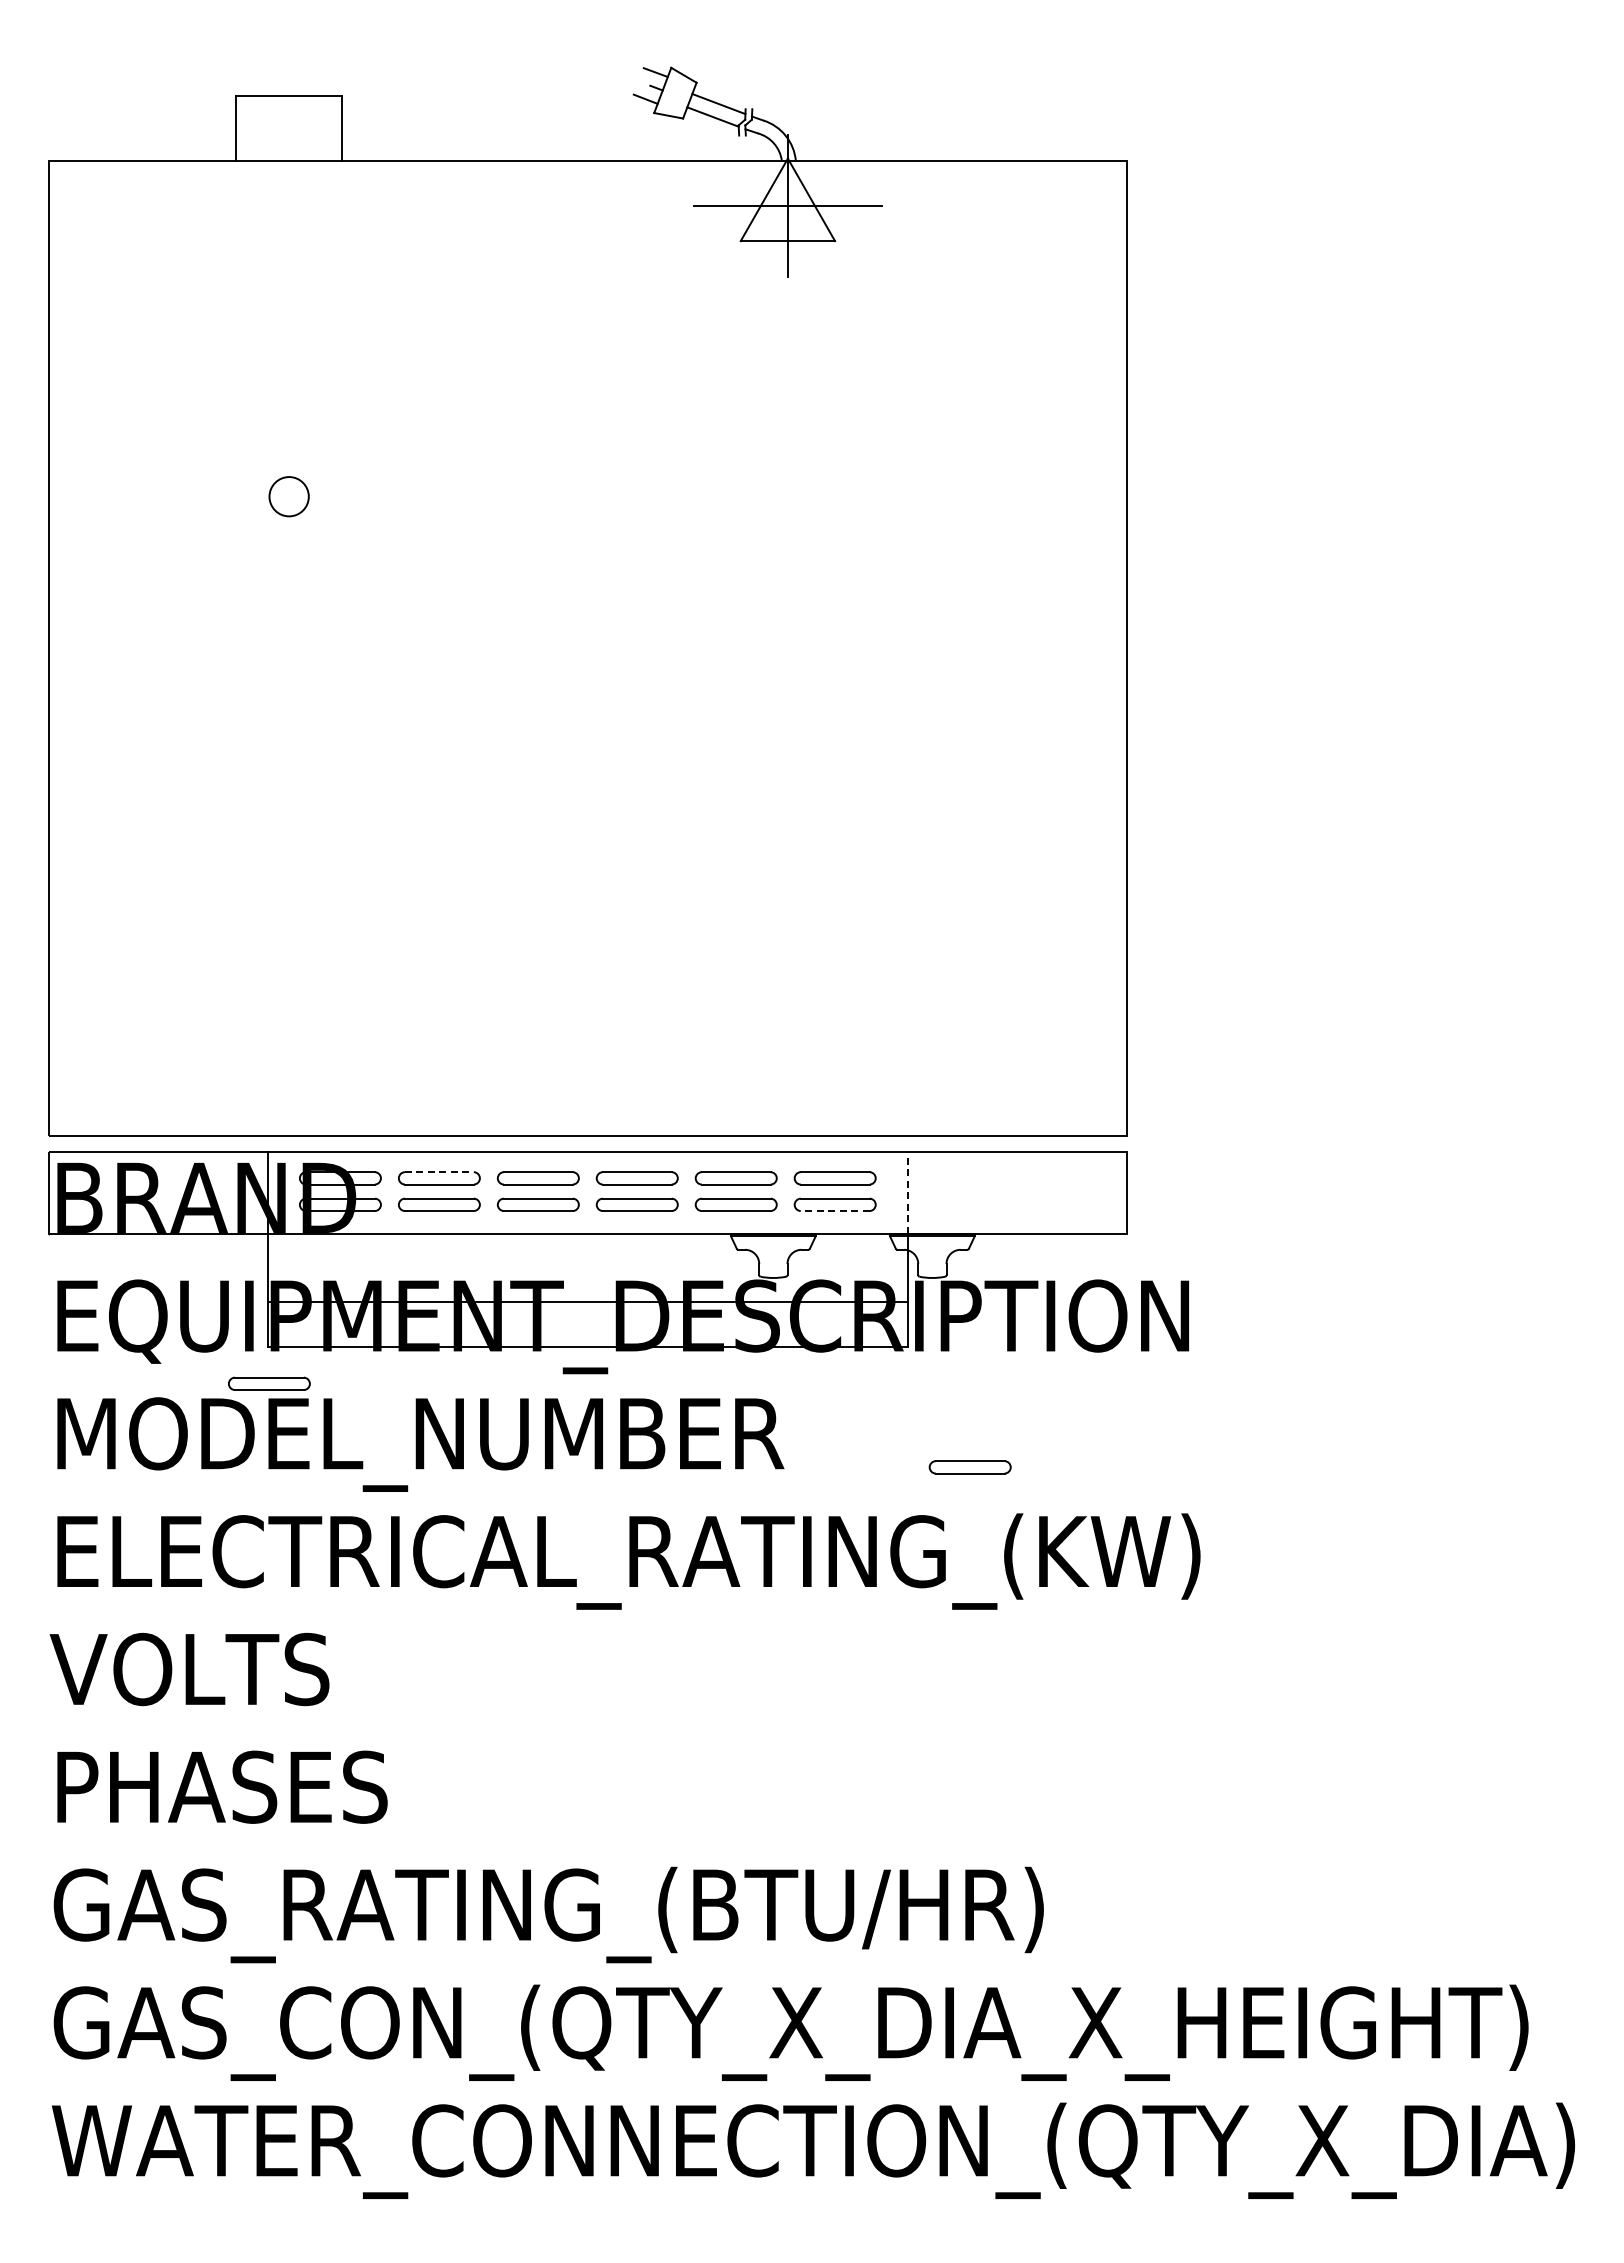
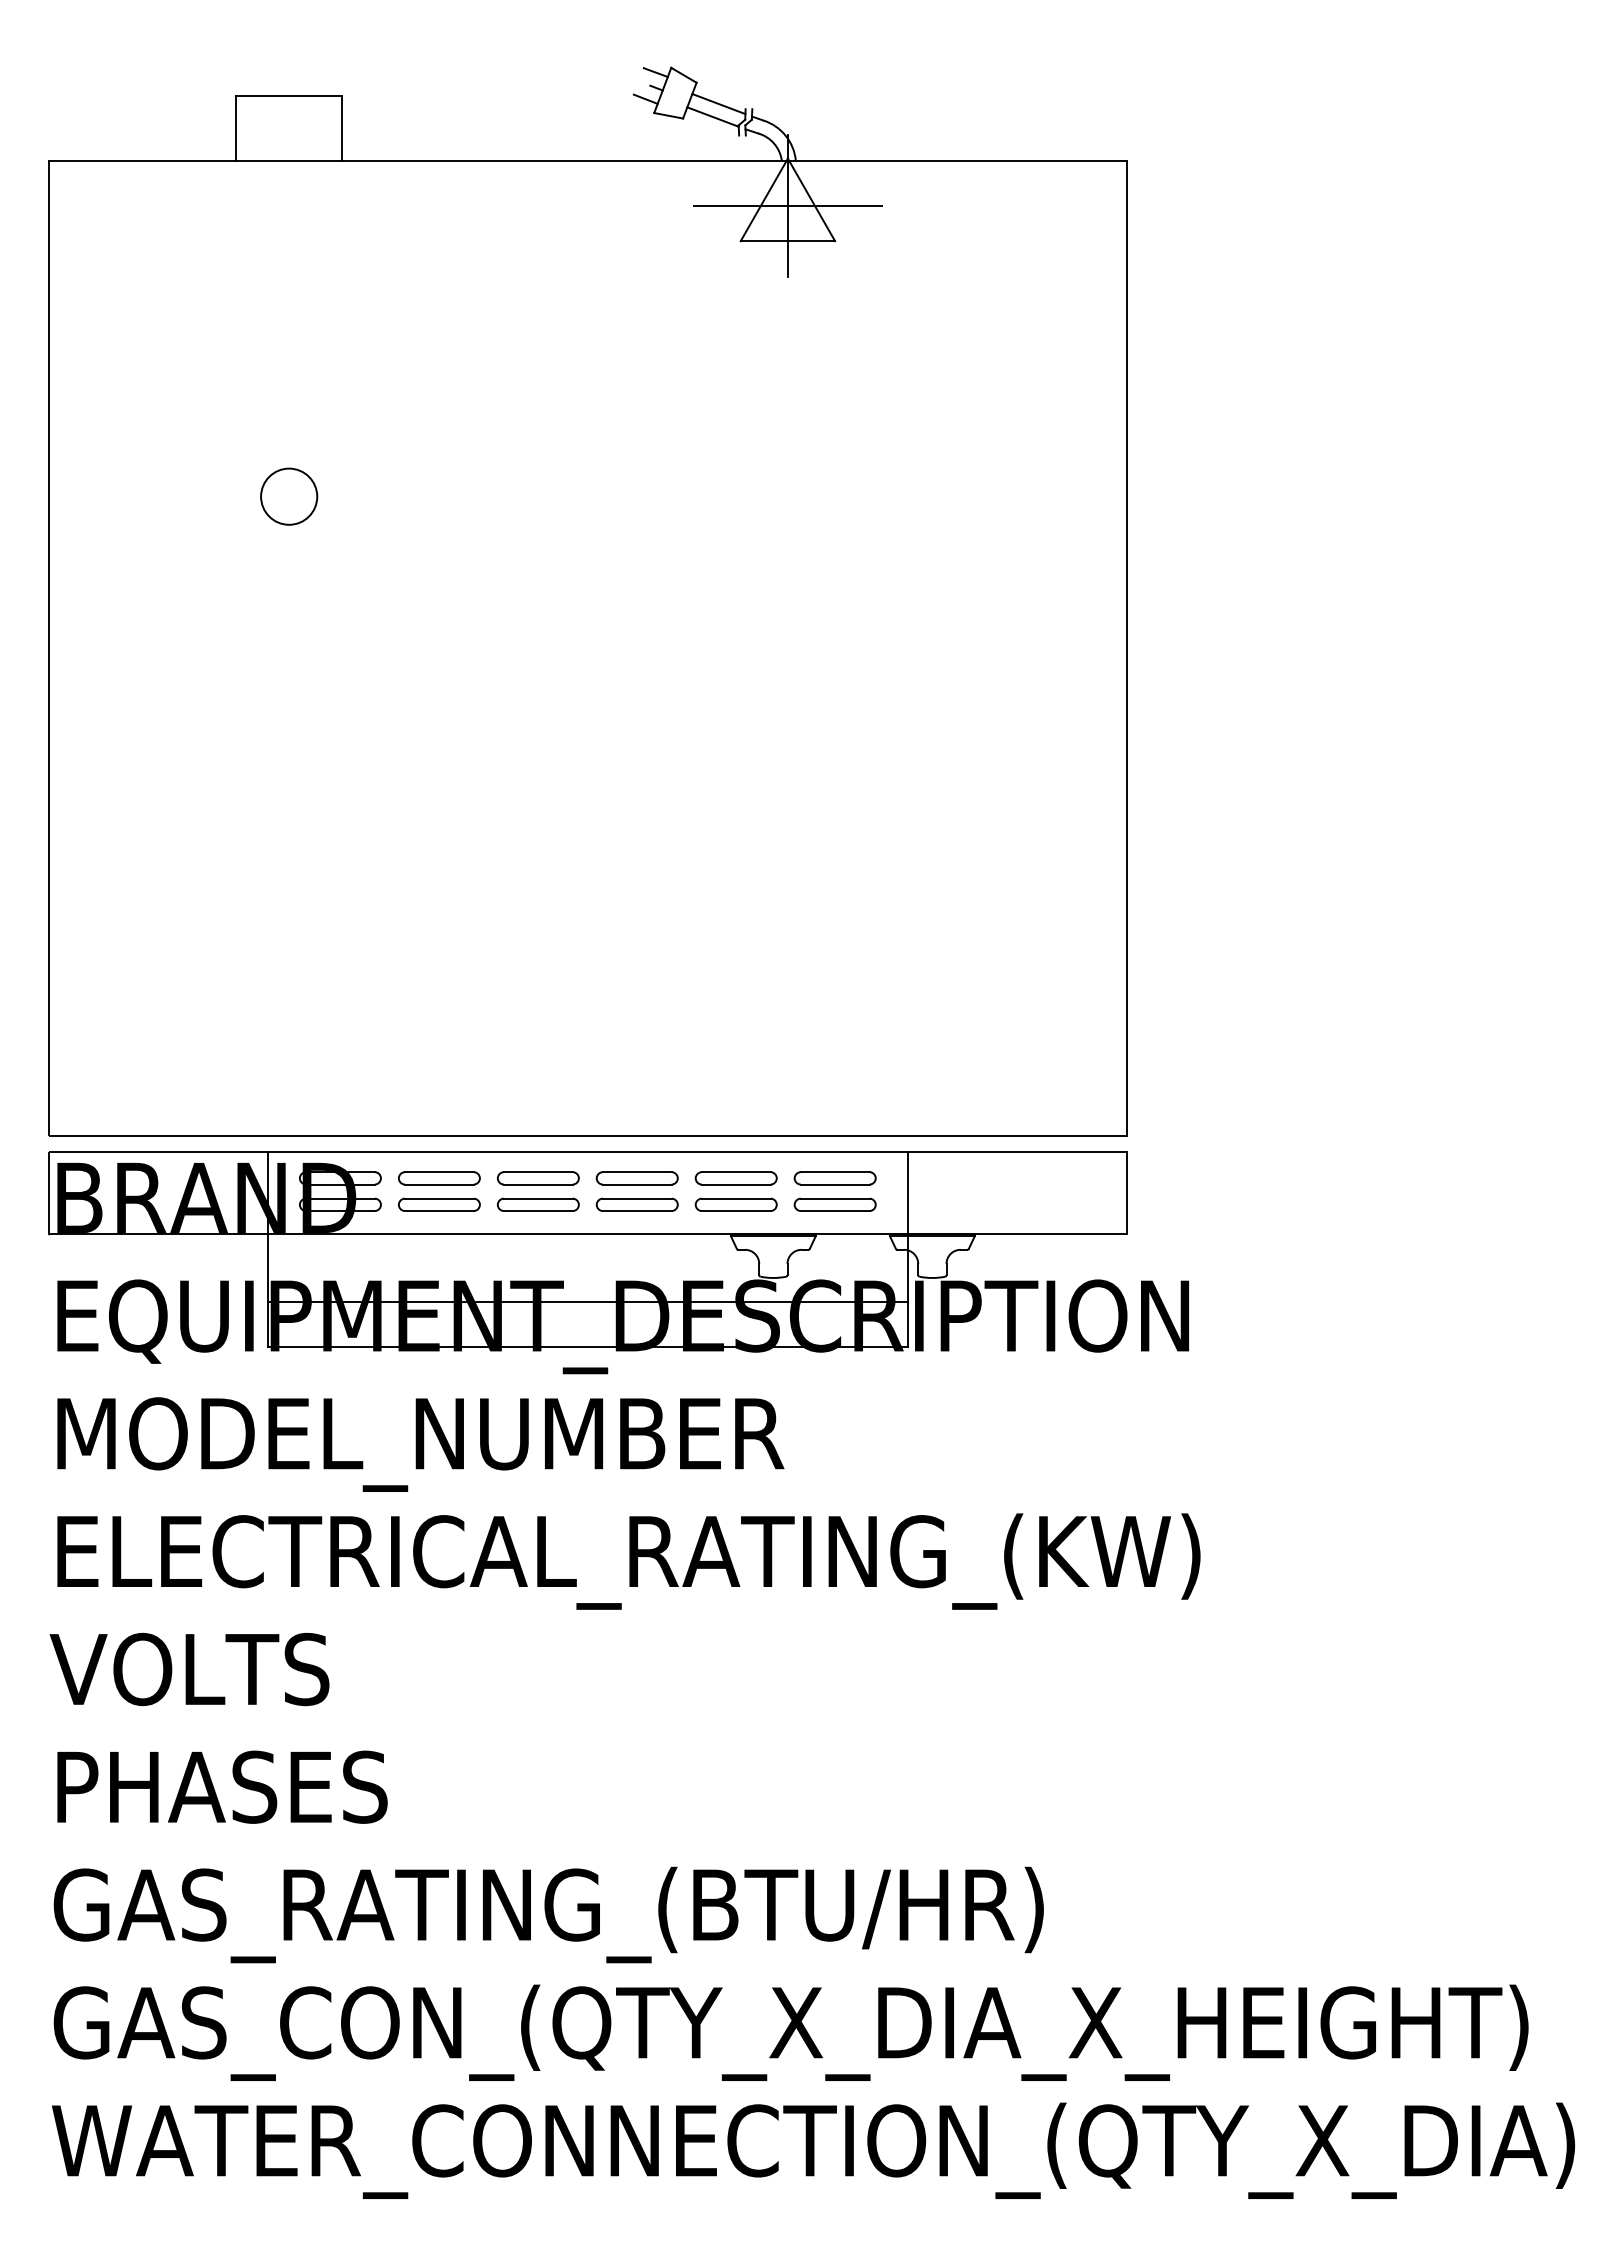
circle diameter: 39 px -> 56 px (289, 496)
line: dashed -> solid (439, 1172)
line: dashed -> solid (907, 1192)
line: dashed -> solid (834, 1211)
part: present -> none (269, 1383)
part: present -> none (969, 1467)
